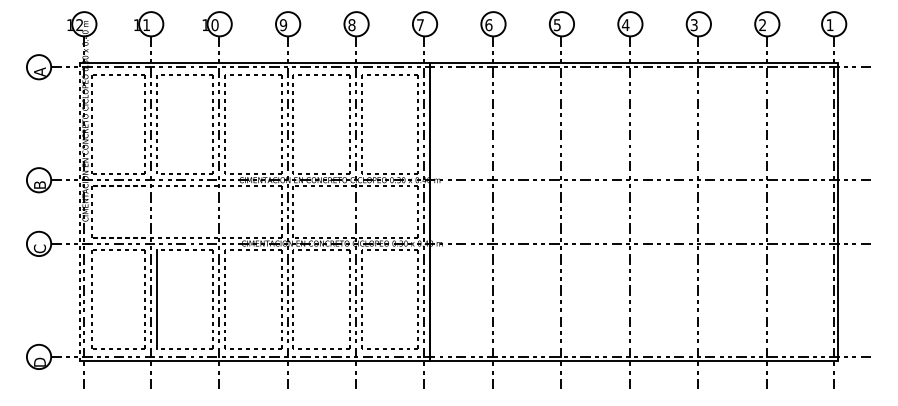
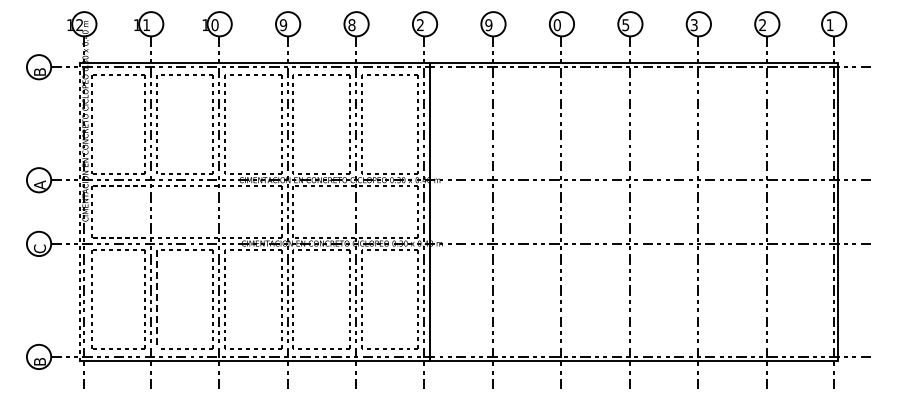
text: 7 -> 2 (419, 24)
text: 6 -> 9 (488, 25)
text: 5 -> 0 (556, 25)
text: 4 -> 5 (625, 25)
text: A -> B (39, 71)
text: B -> A (39, 184)
line: solid -> dashed (156, 299)
text: D -> B (39, 361)
